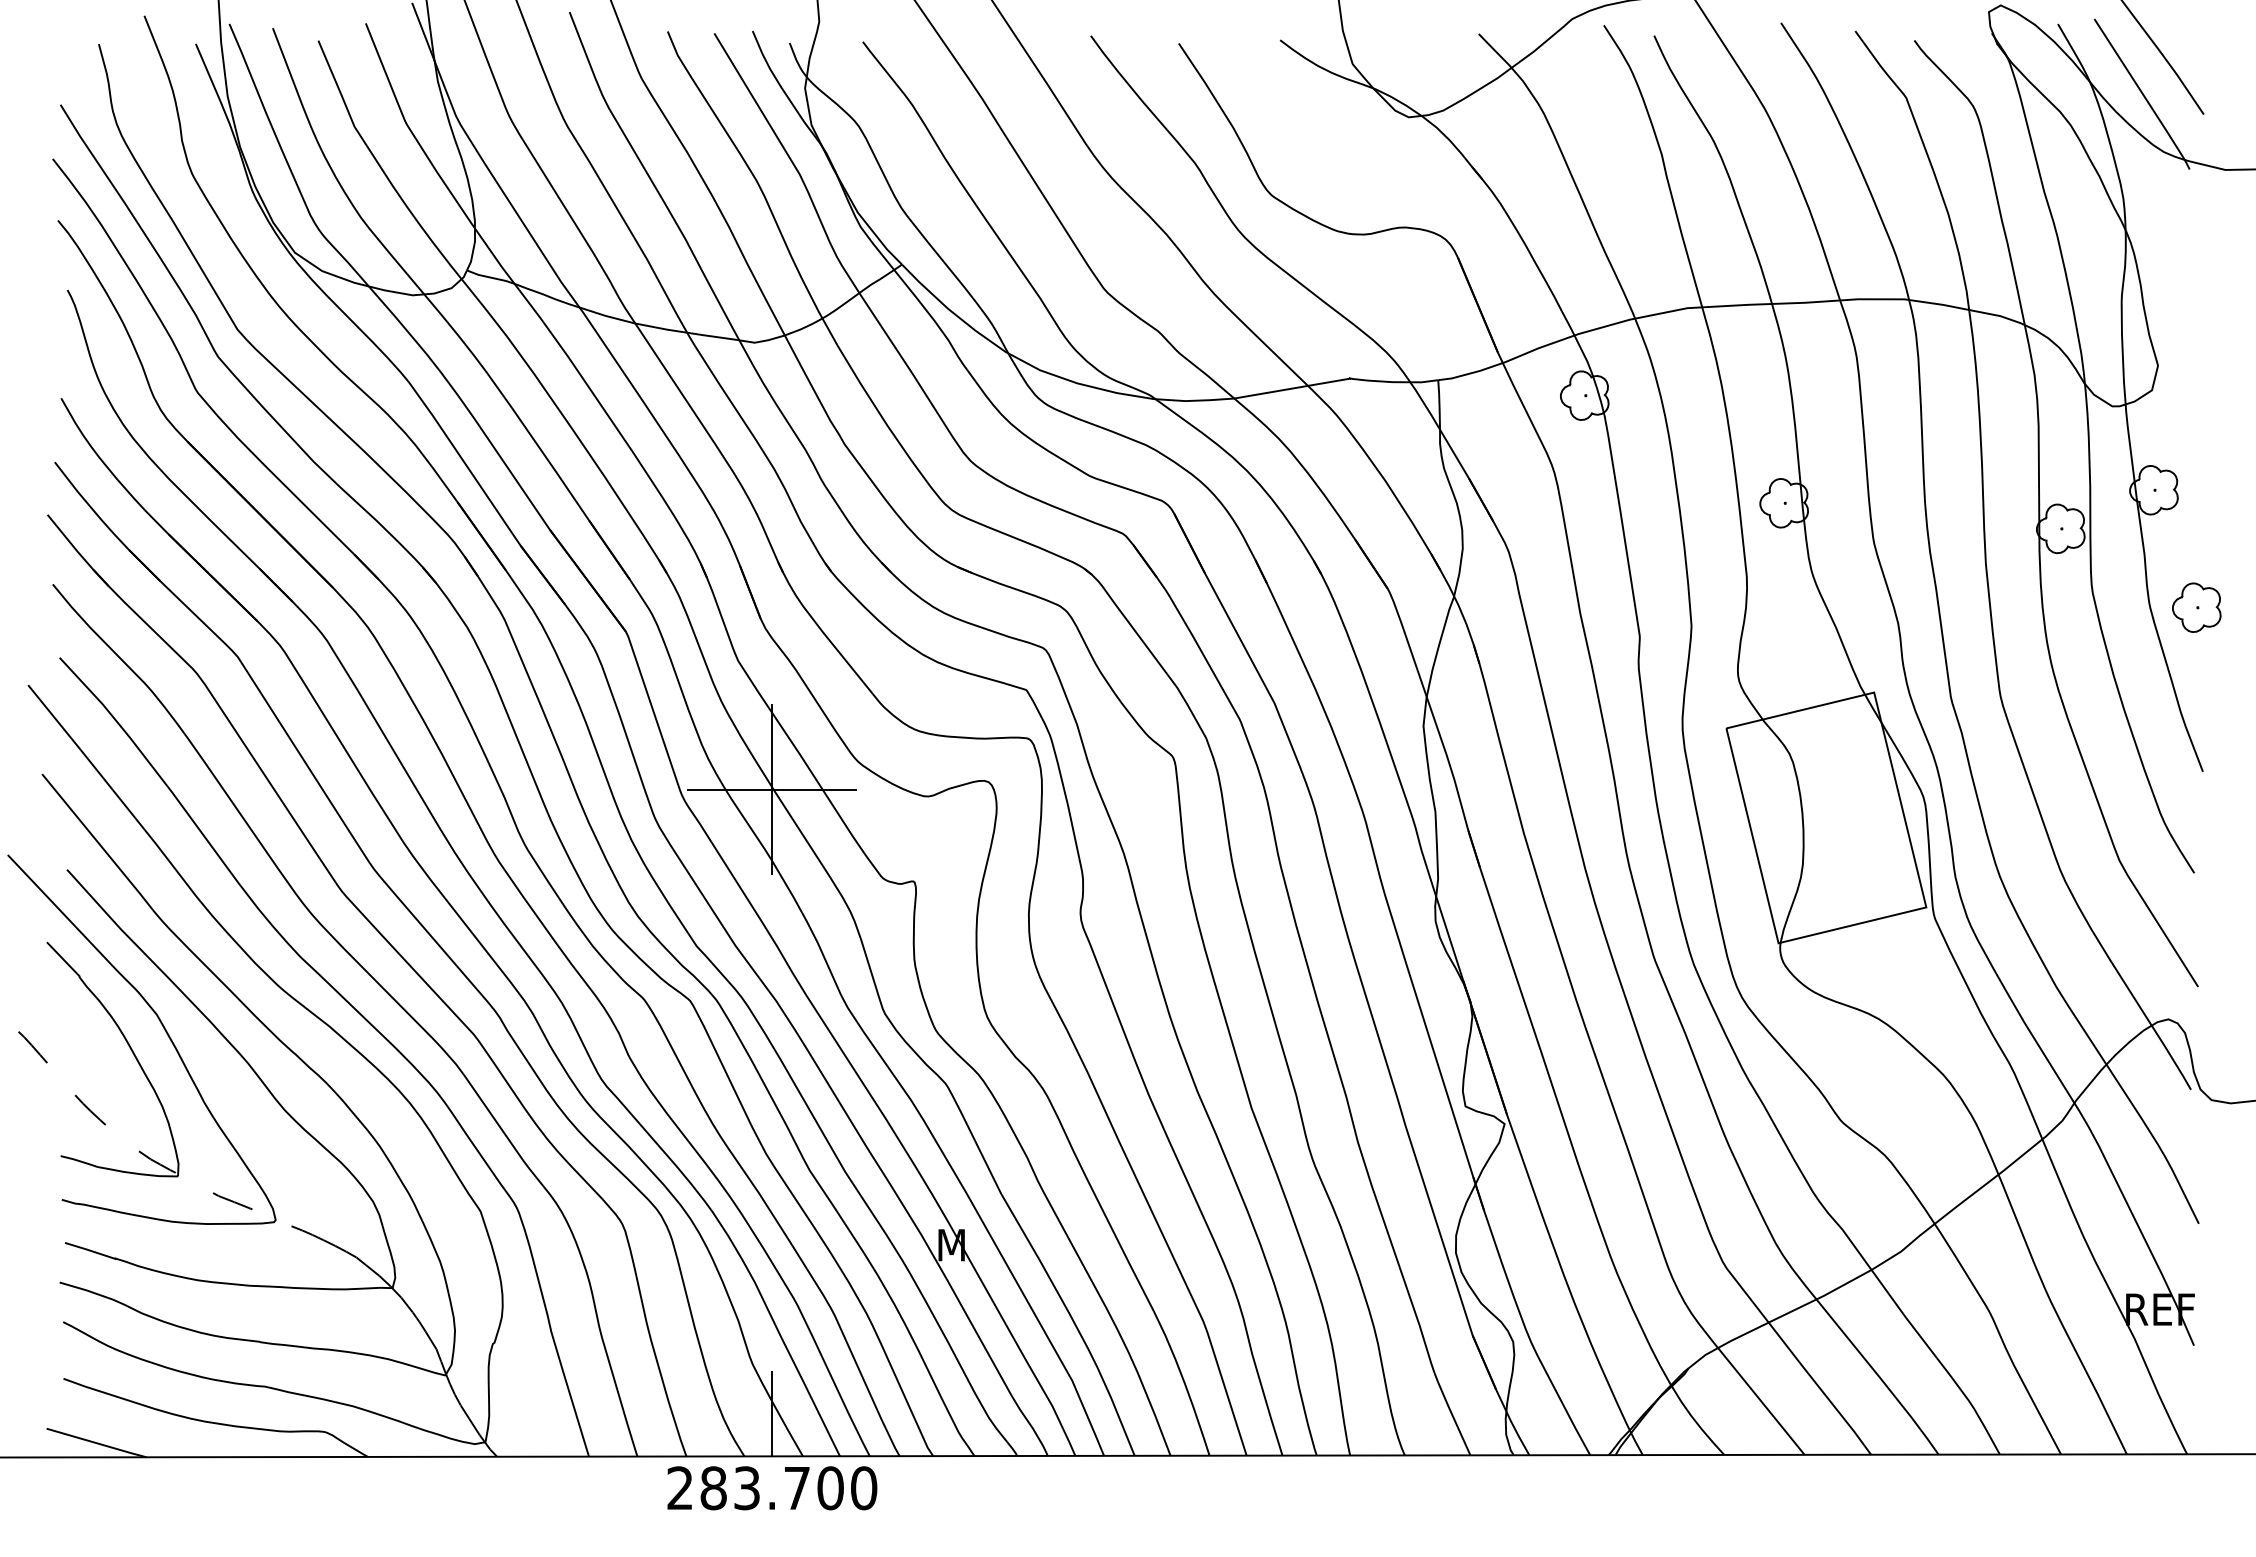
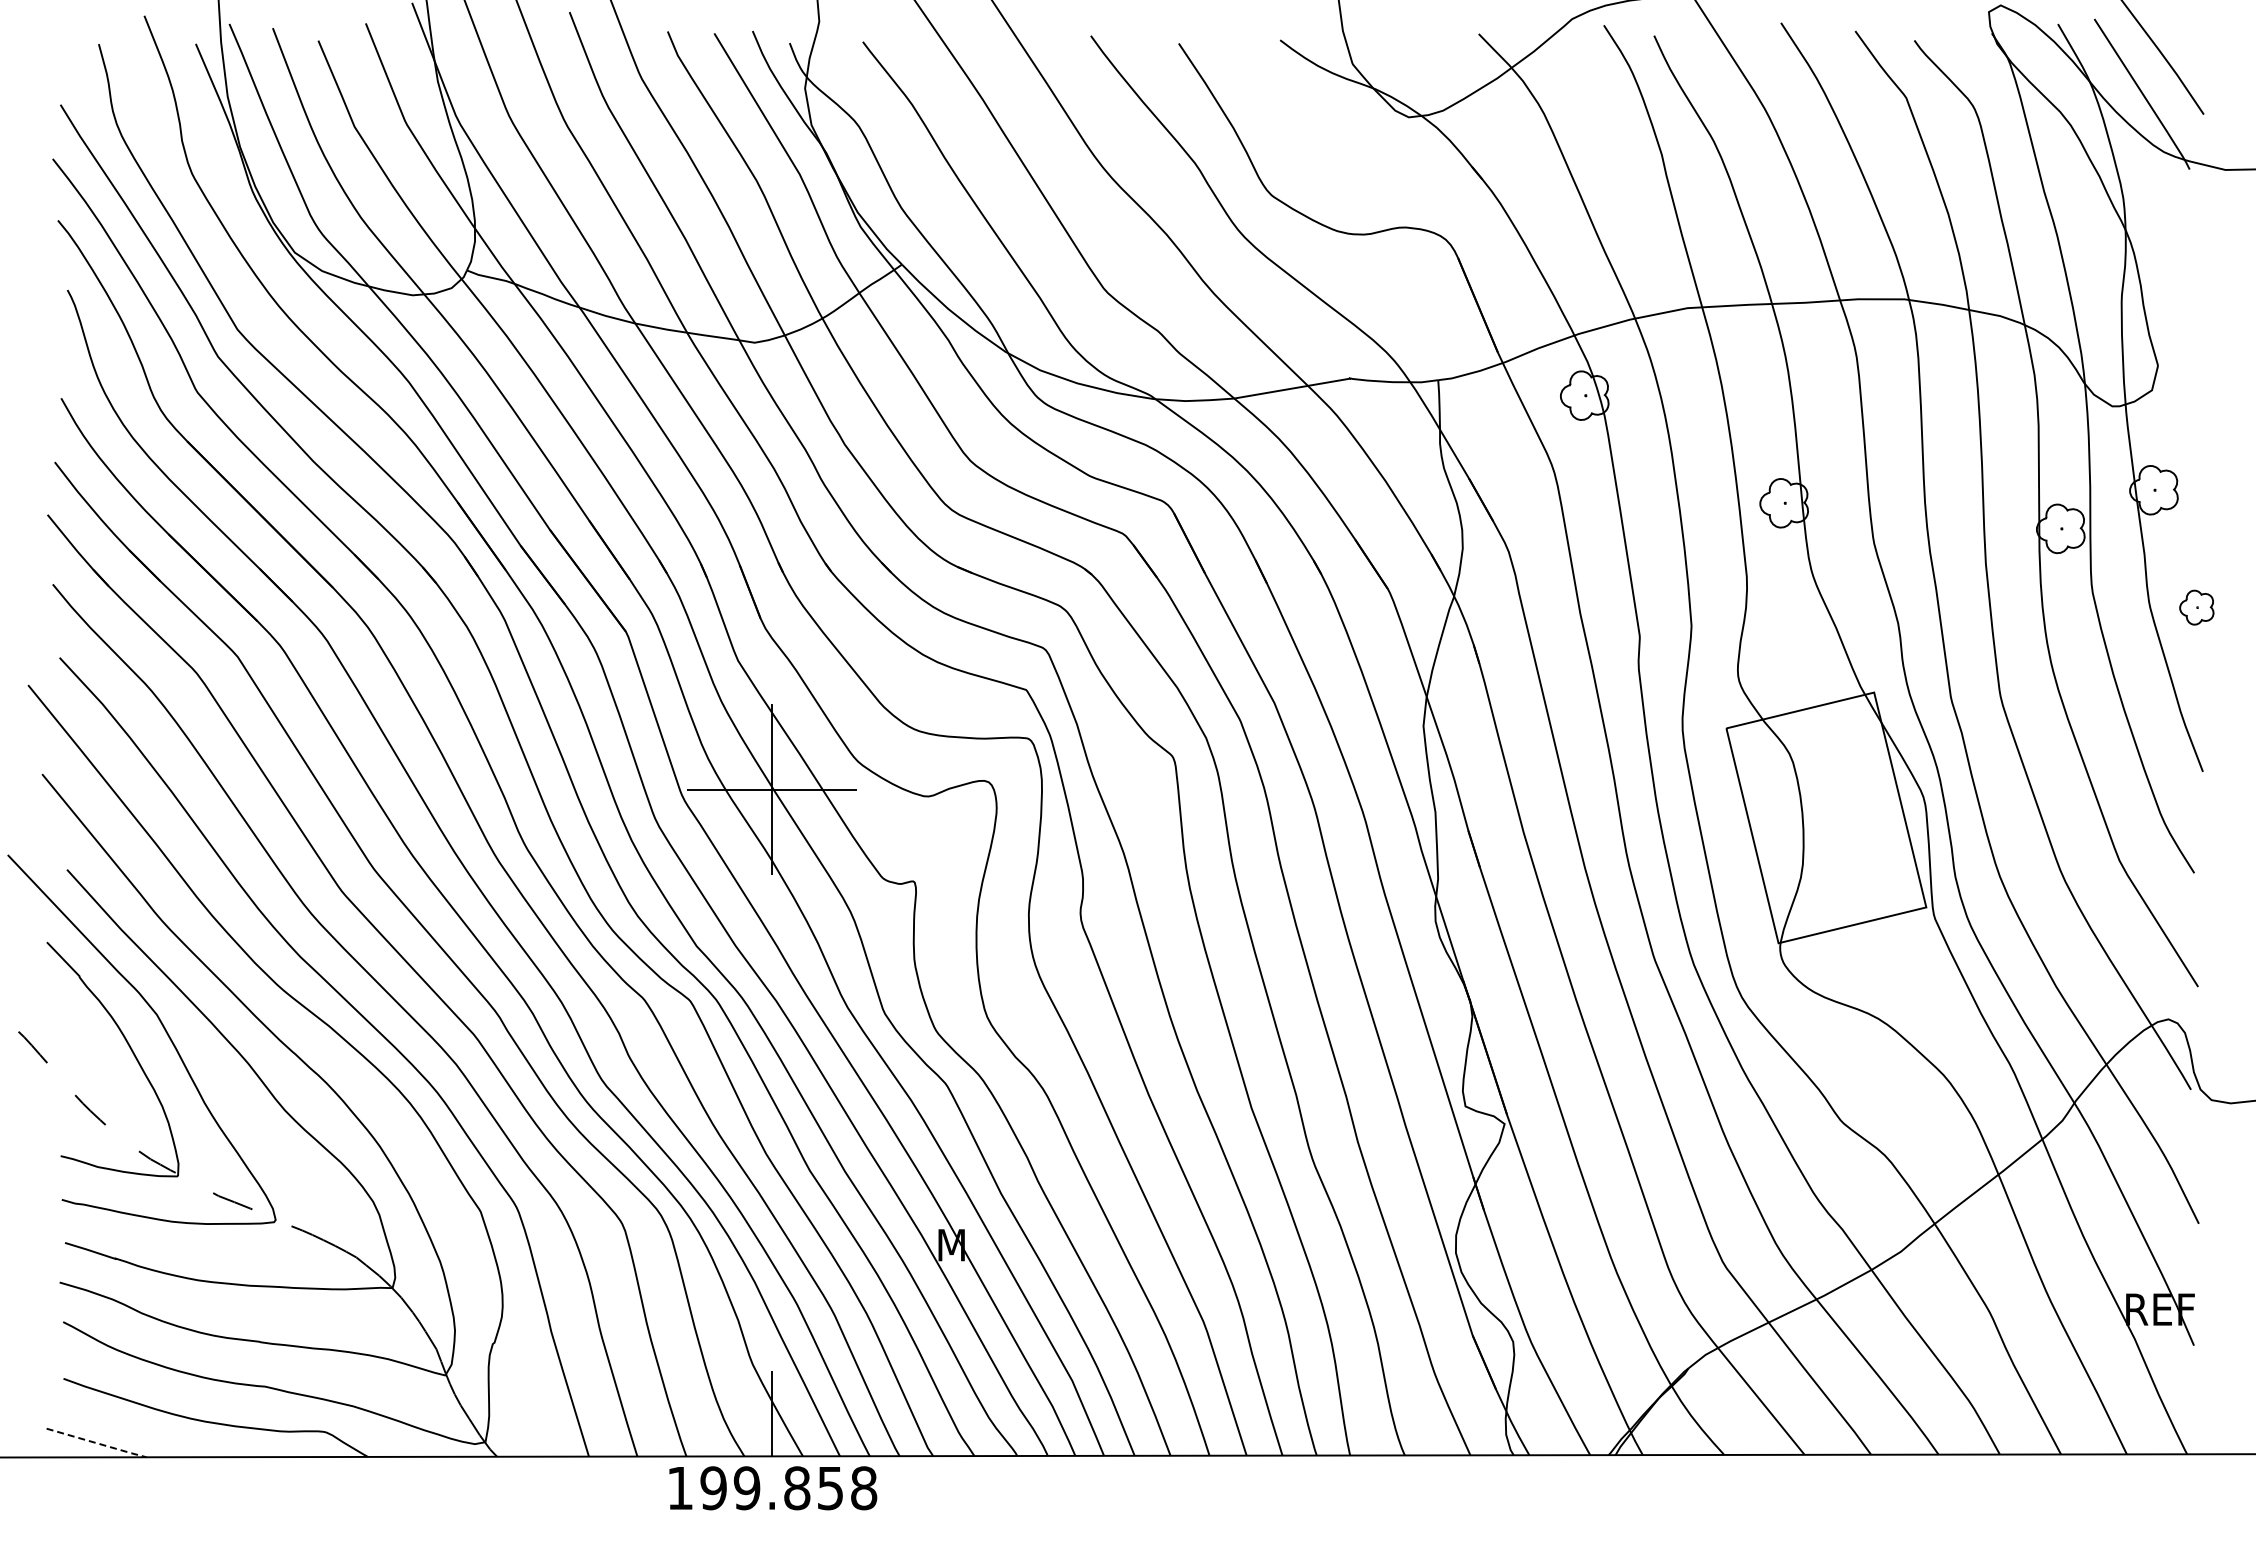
part size: 50x51 px -> 36x37 px (2196, 607)
line: solid -> dashed (97, 1443)
text: 283.700 -> 199.858 (772, 1488)
